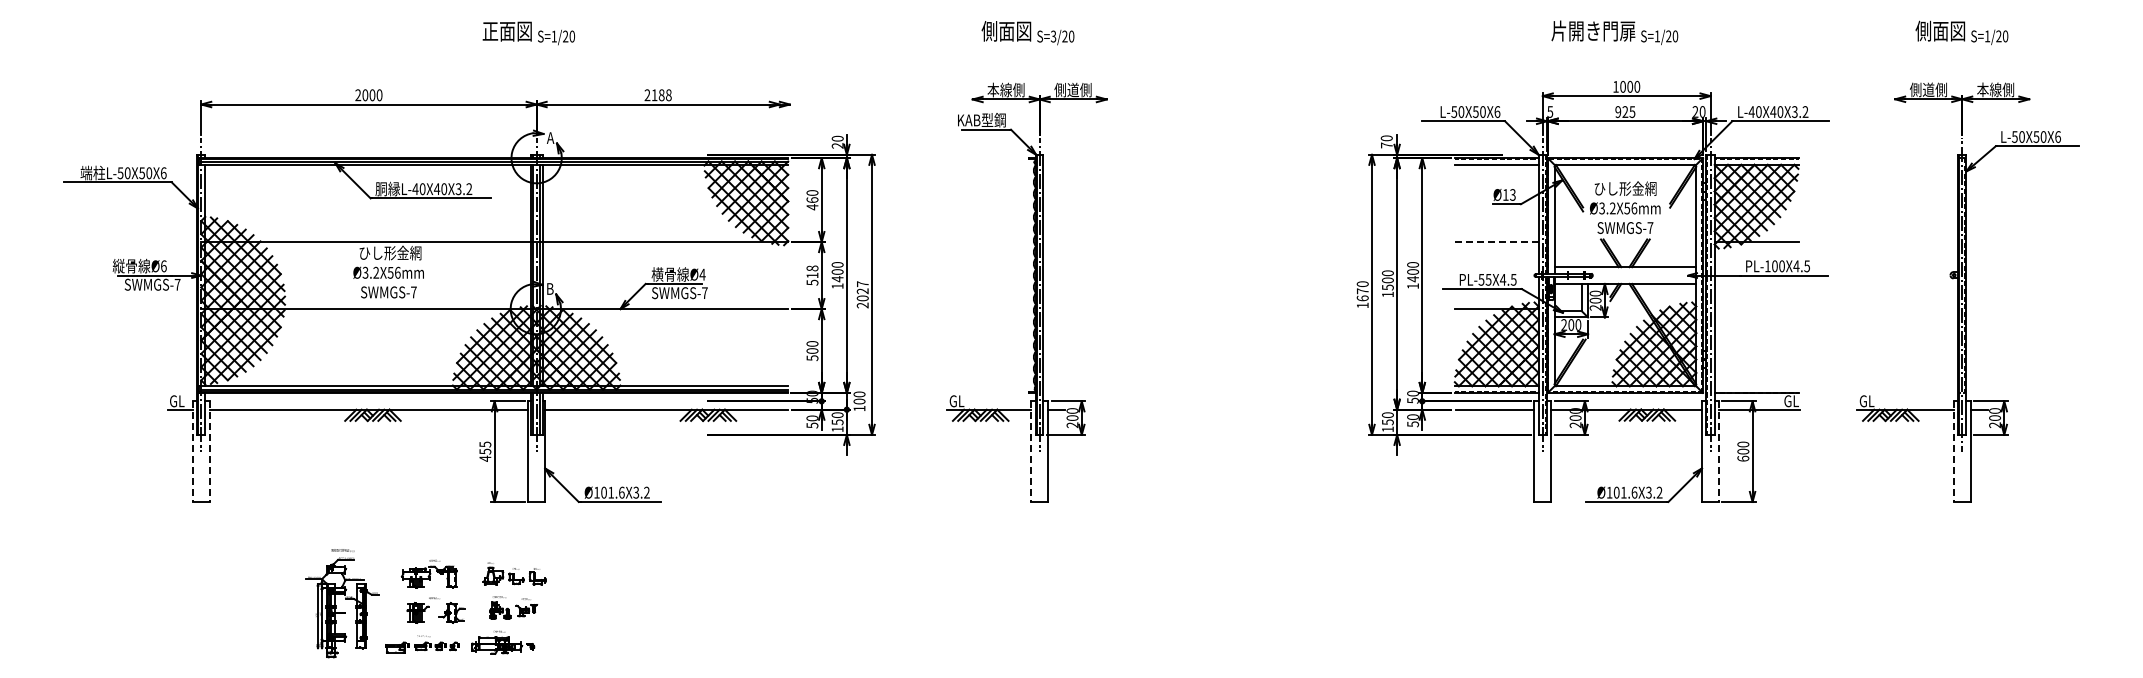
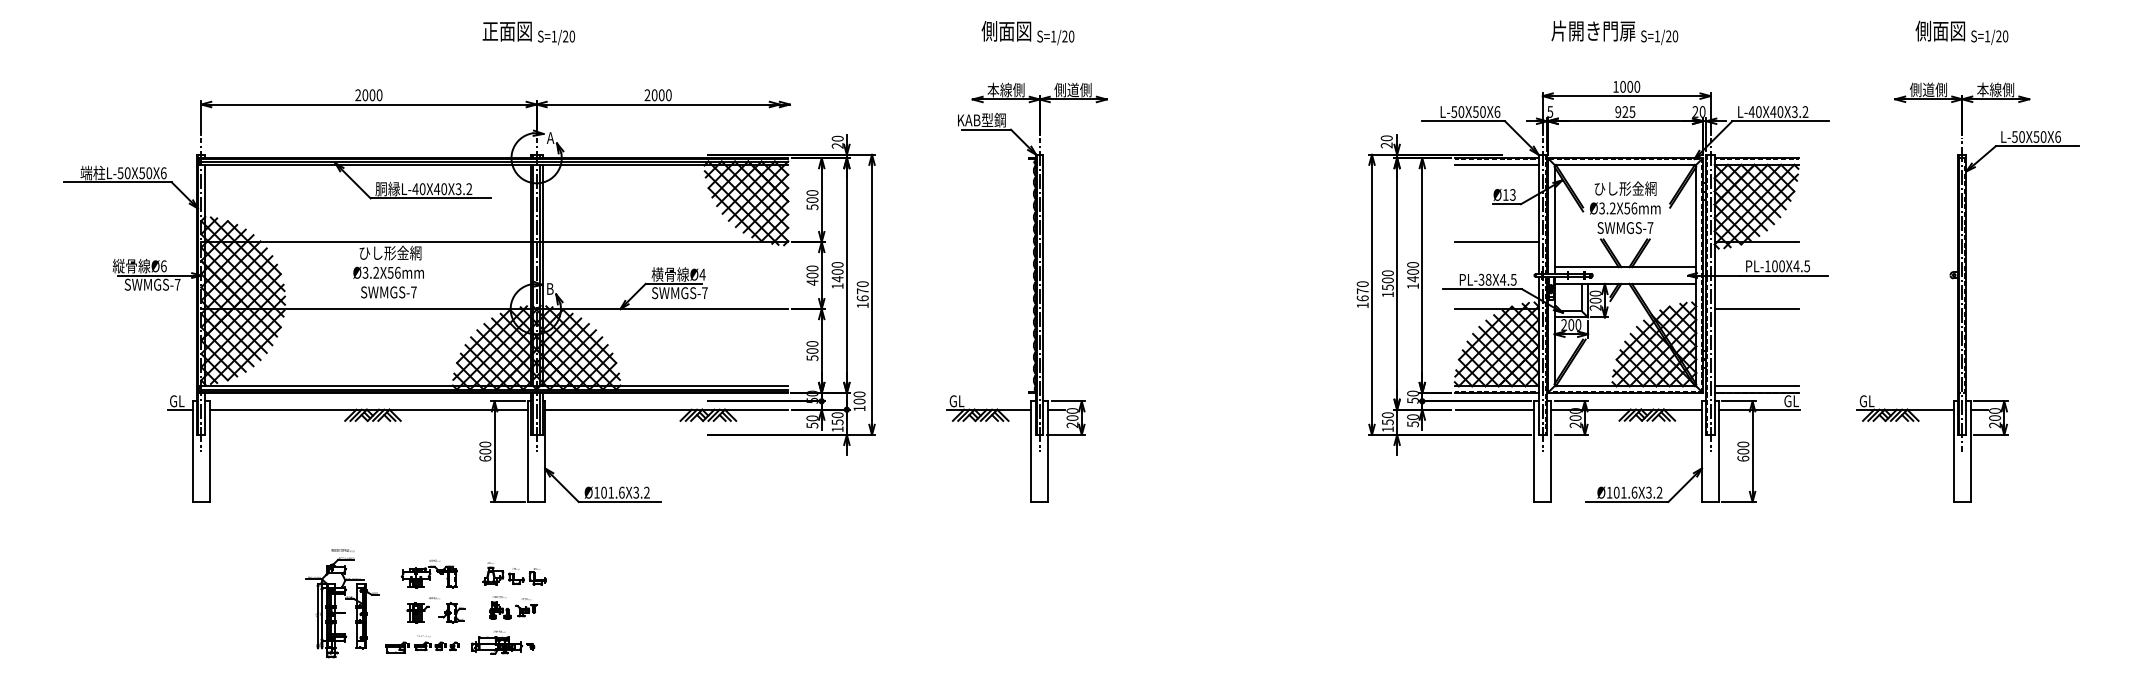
text: S=3/20 -> S=1/20 (1053, 36)
text: 2188 -> 2000 (661, 95)
text: 70 -> 20 (1386, 145)
text: 460 -> 500 (812, 203)
line: dashed -> solid (1496, 242)
text: 518 -> 400 (812, 275)
text: PL-55X4.5 -> PL-38X4.5 (1485, 279)
text: 2027 -> 1670 (862, 294)
line: none -> present (1756, 309)
line: none -> present (1756, 386)
text: 455 -> 600 (485, 451)
line: dashed -> solid (192, 452)
line: dashed -> solid (209, 452)
line: dashed -> solid (1031, 452)
line: dashed -> solid (1719, 452)
line: dashed -> solid (1953, 452)
